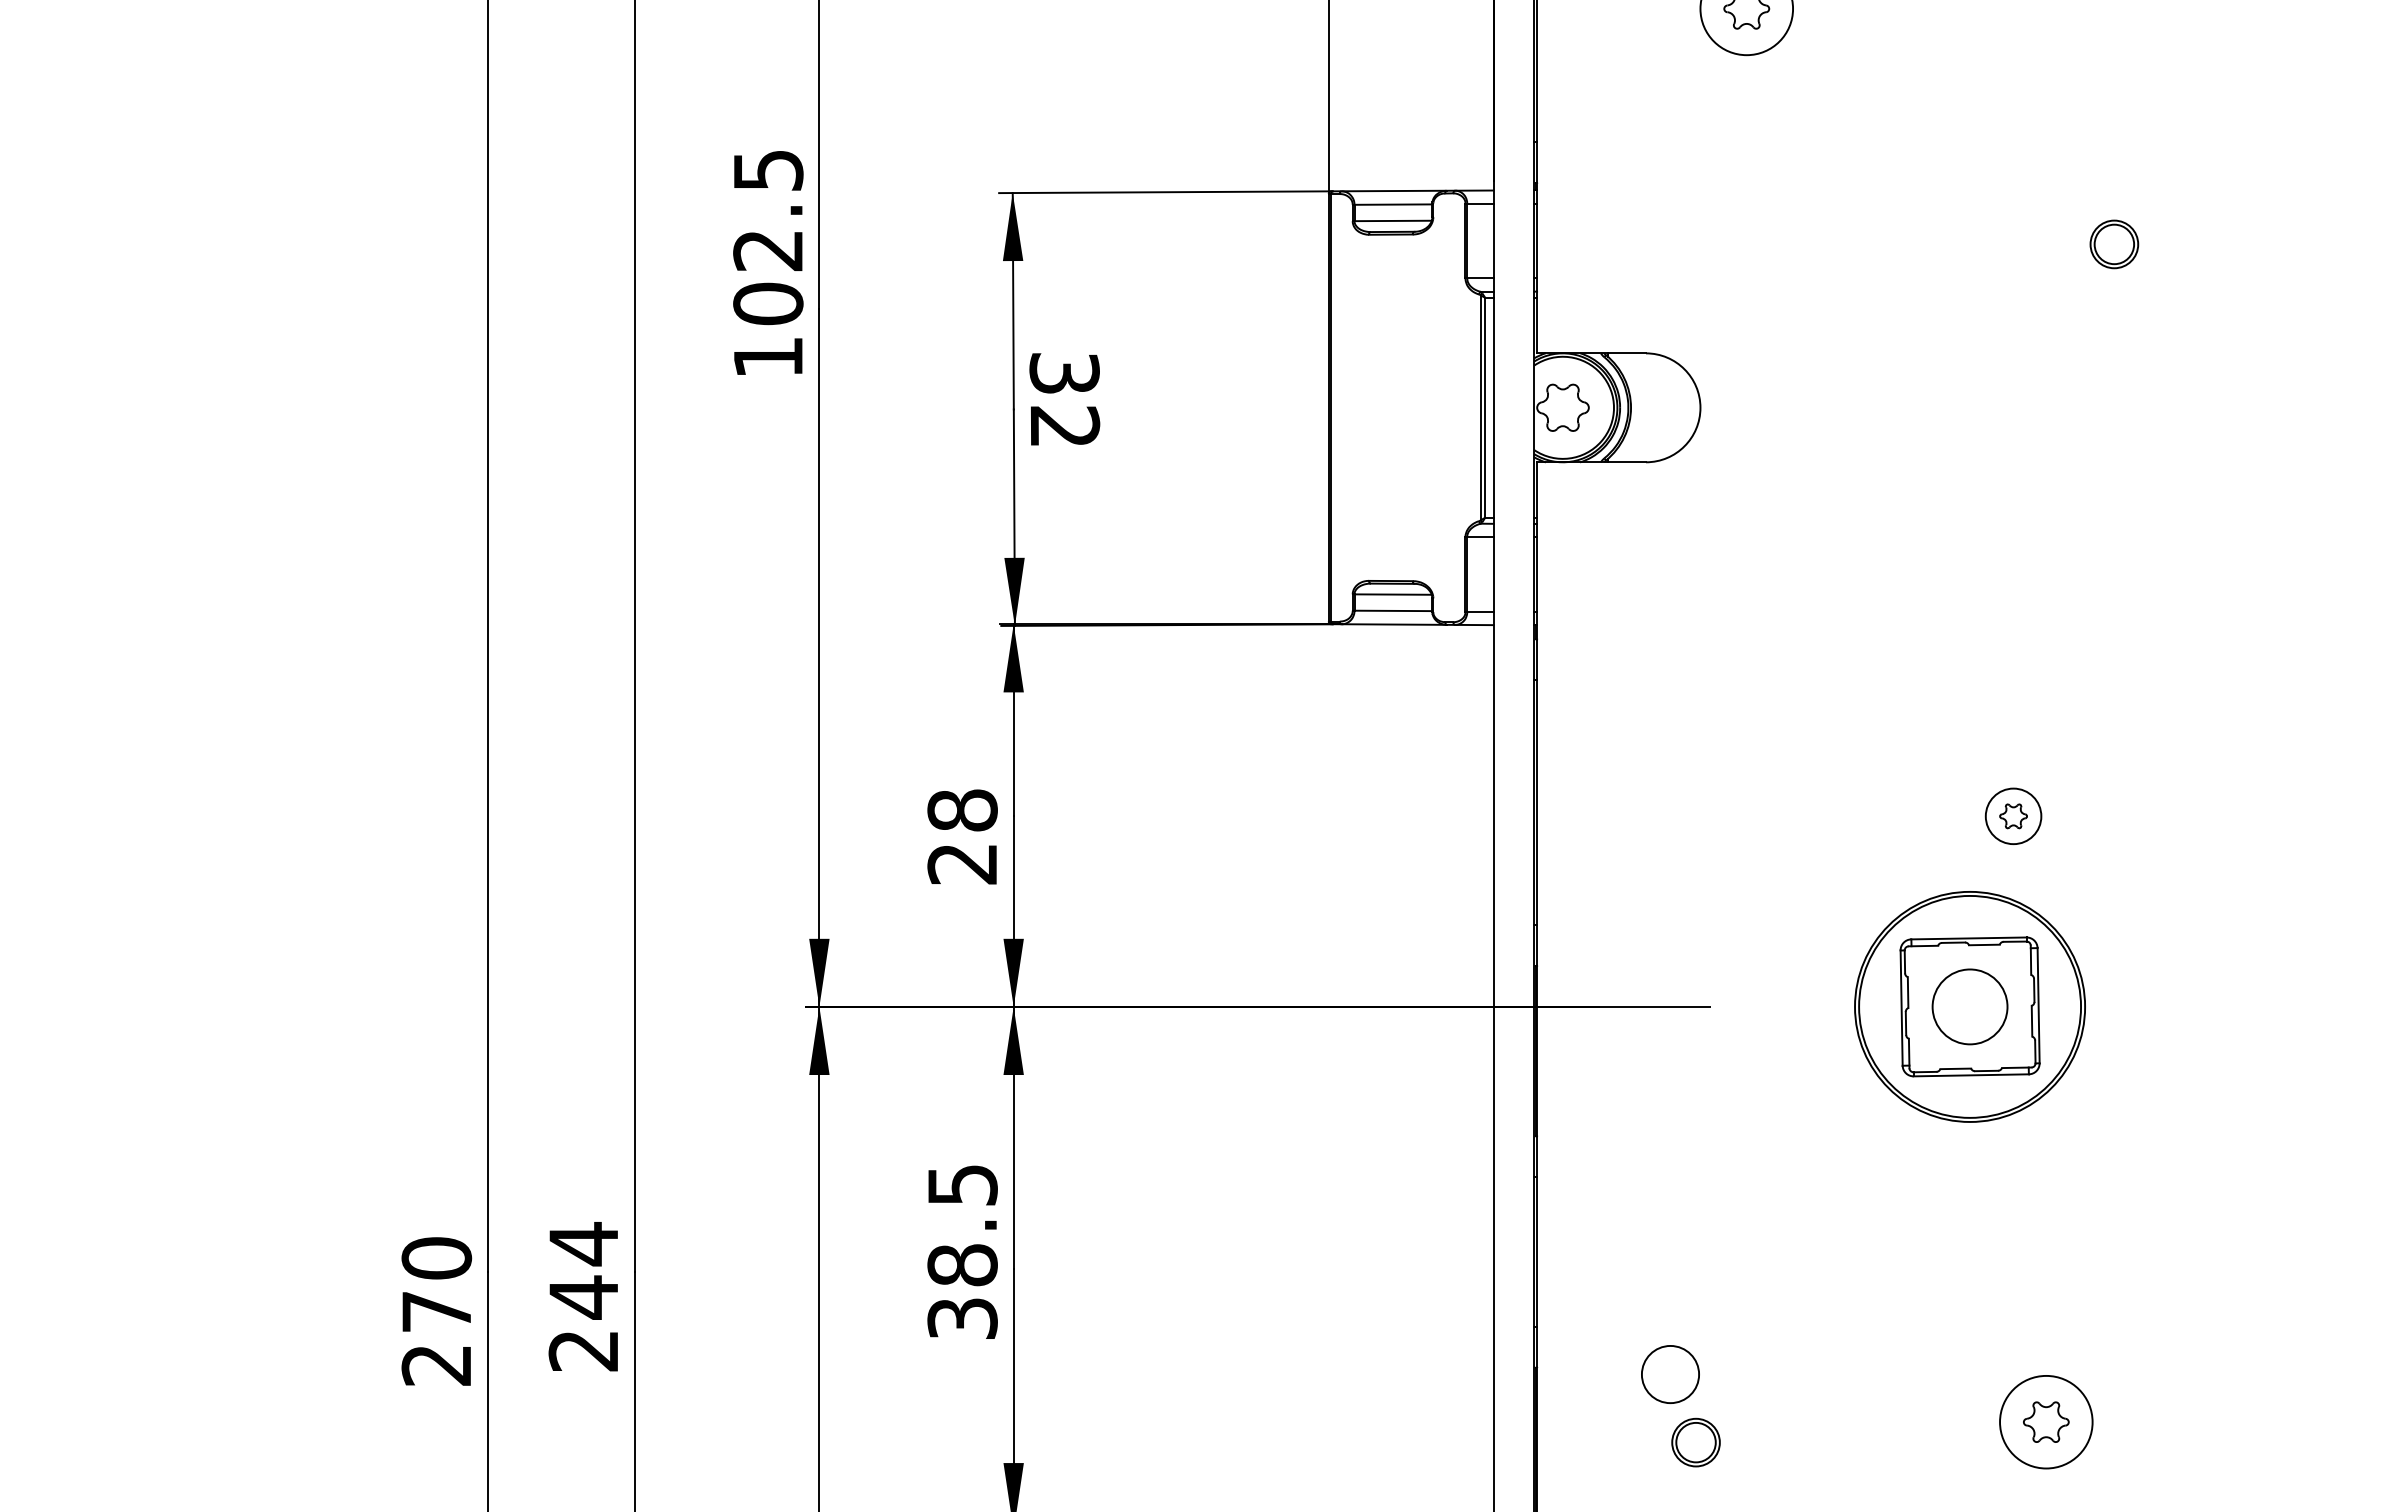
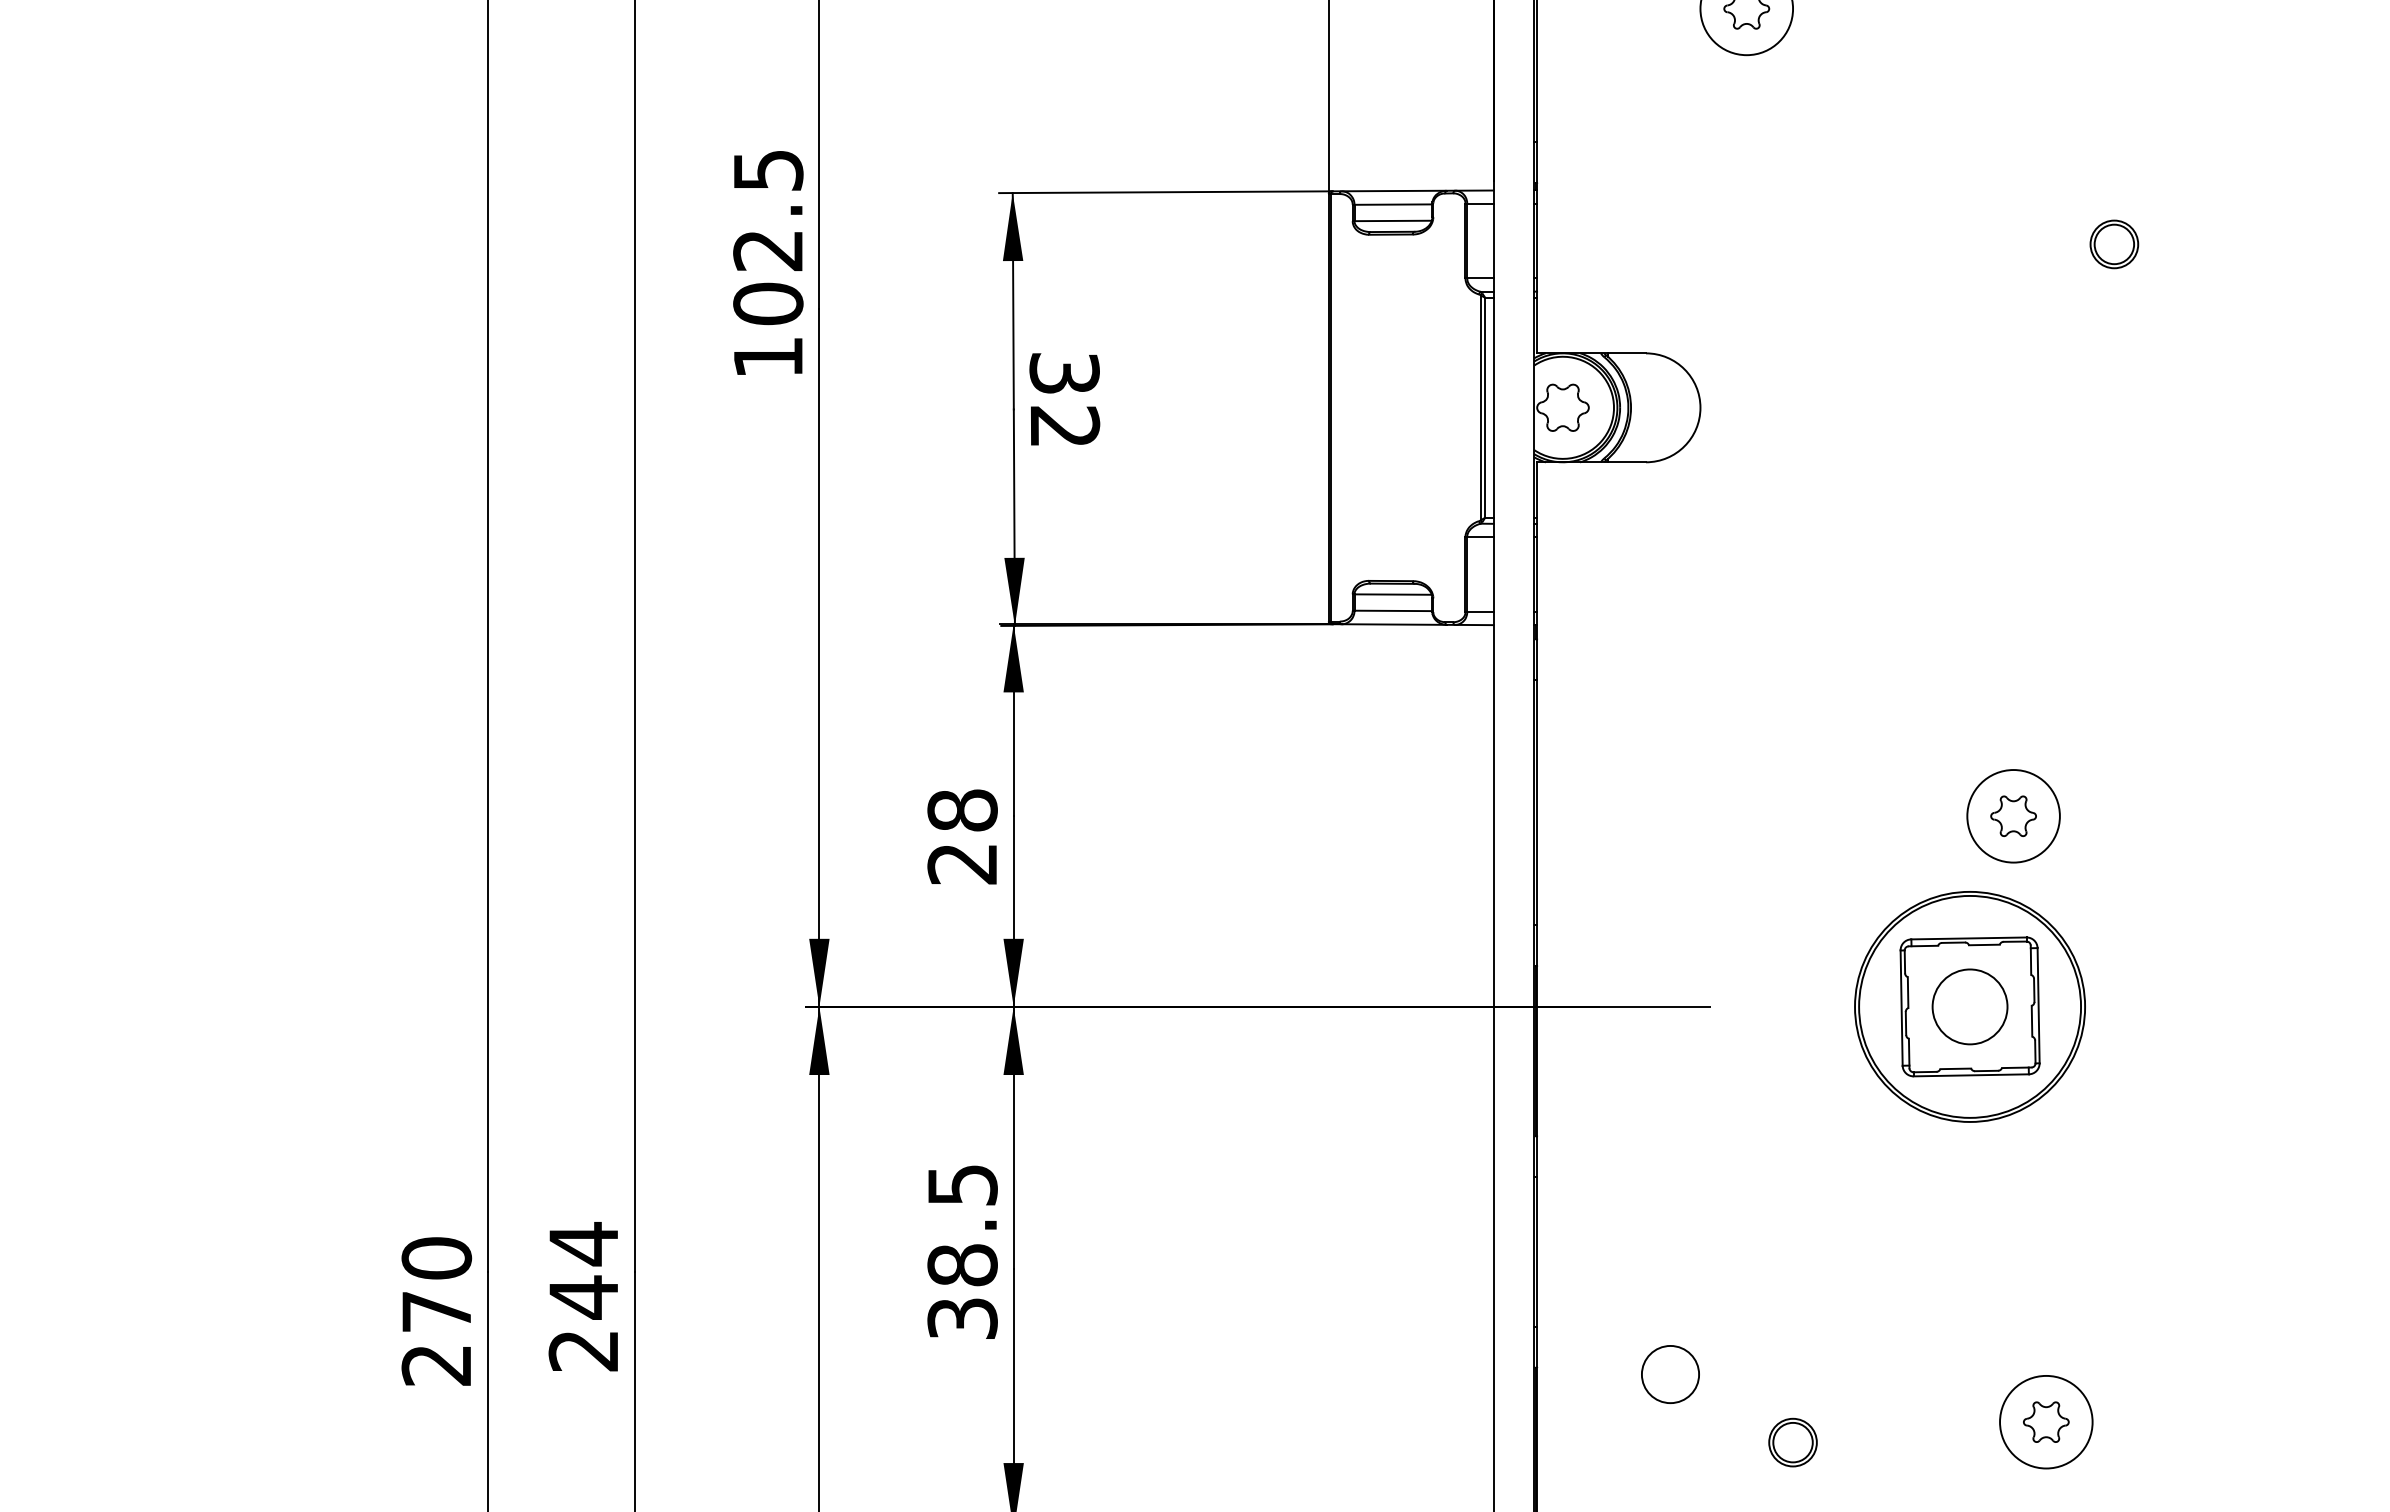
part size: 59x58 px -> 95x95 px (2013, 816)
part position: (1695, 1442) -> (1792, 1442) (1792, 1442)
